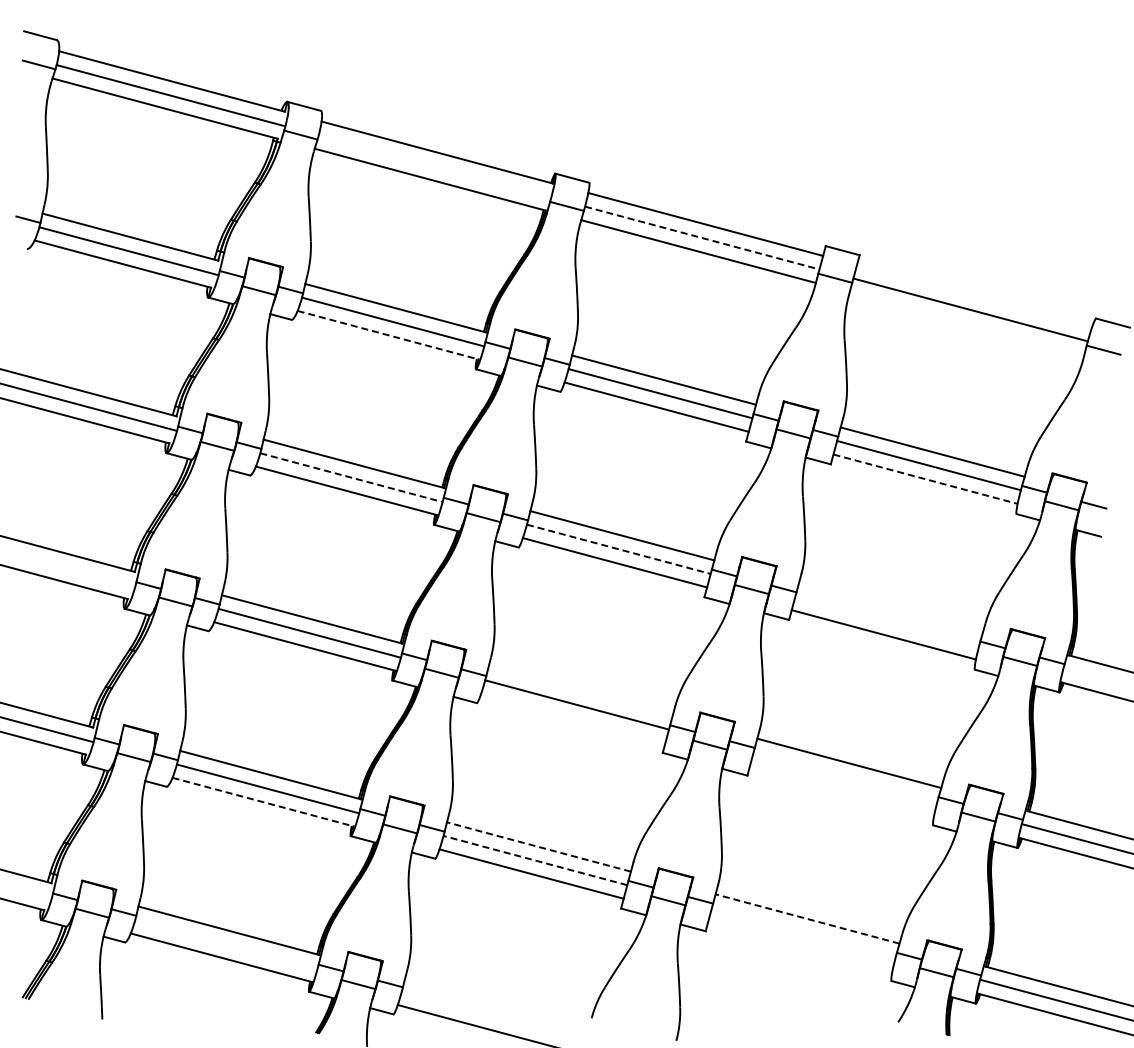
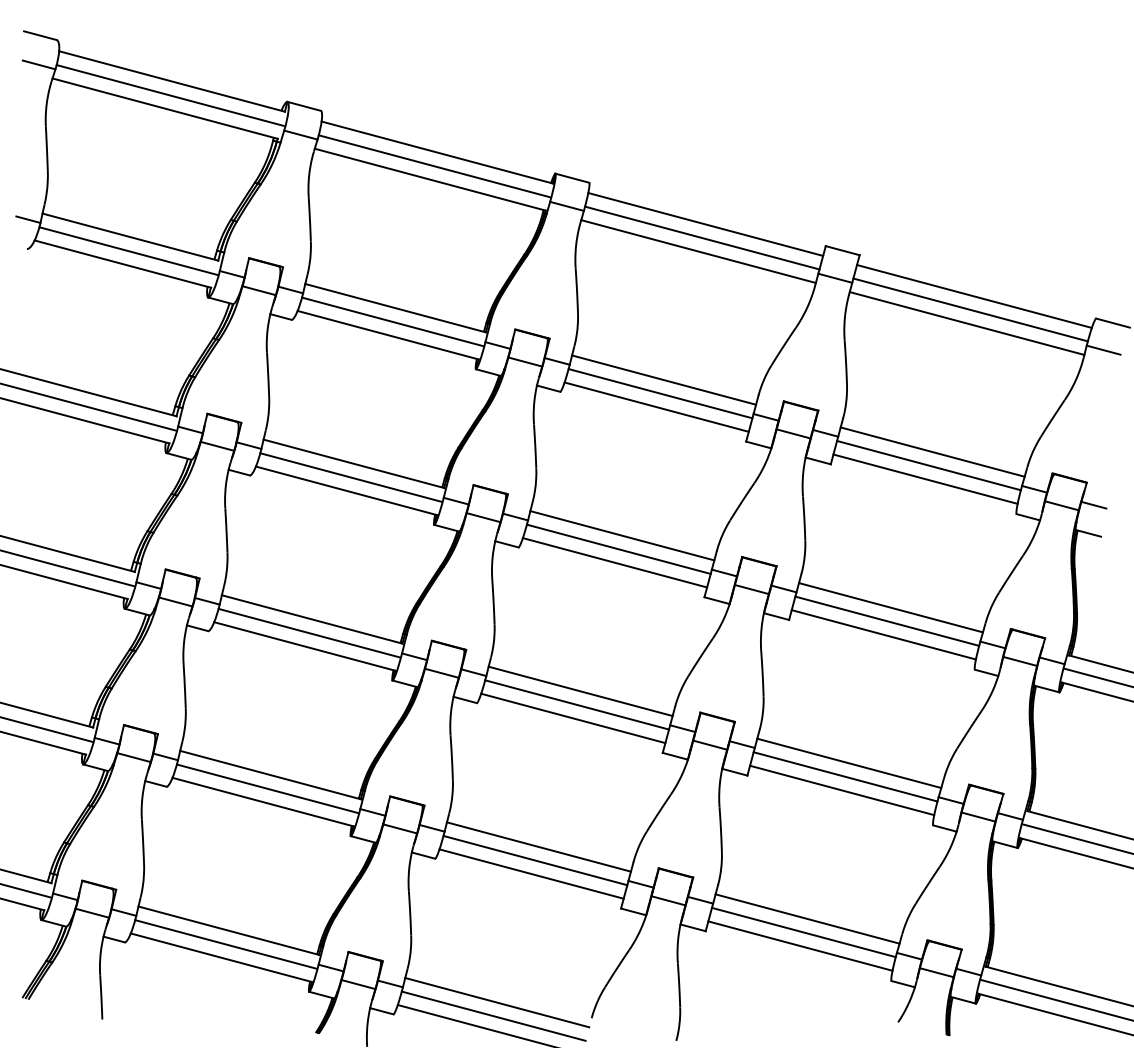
line: none -> present (434, 166)
line: dashed -> solid (702, 238)
line: none -> present (974, 296)
line: none -> present (966, 323)
line: dashed -> solid (388, 335)
line: dashed -> solid (351, 477)
line: dashed -> solid (926, 479)
line: dashed -> solid (619, 549)
line: none -> present (67, 568)
line: none -> present (890, 607)
line: none -> present (887, 620)
line: none -> present (1097, 677)
line: none -> present (580, 691)
line: none -> present (573, 718)
line: none -> present (845, 776)
line: none -> present (842, 790)
line: dashed -> solid (263, 802)
line: dashed -> solid (538, 846)
line: dashed -> solid (534, 860)
line: none -> present (26, 890)
line: dashed -> solid (807, 918)
line: none -> present (803, 932)
line: none -> present (225, 944)
line: none -> present (800, 945)
line: none -> present (497, 1002)
line: none -> present (493, 1015)
